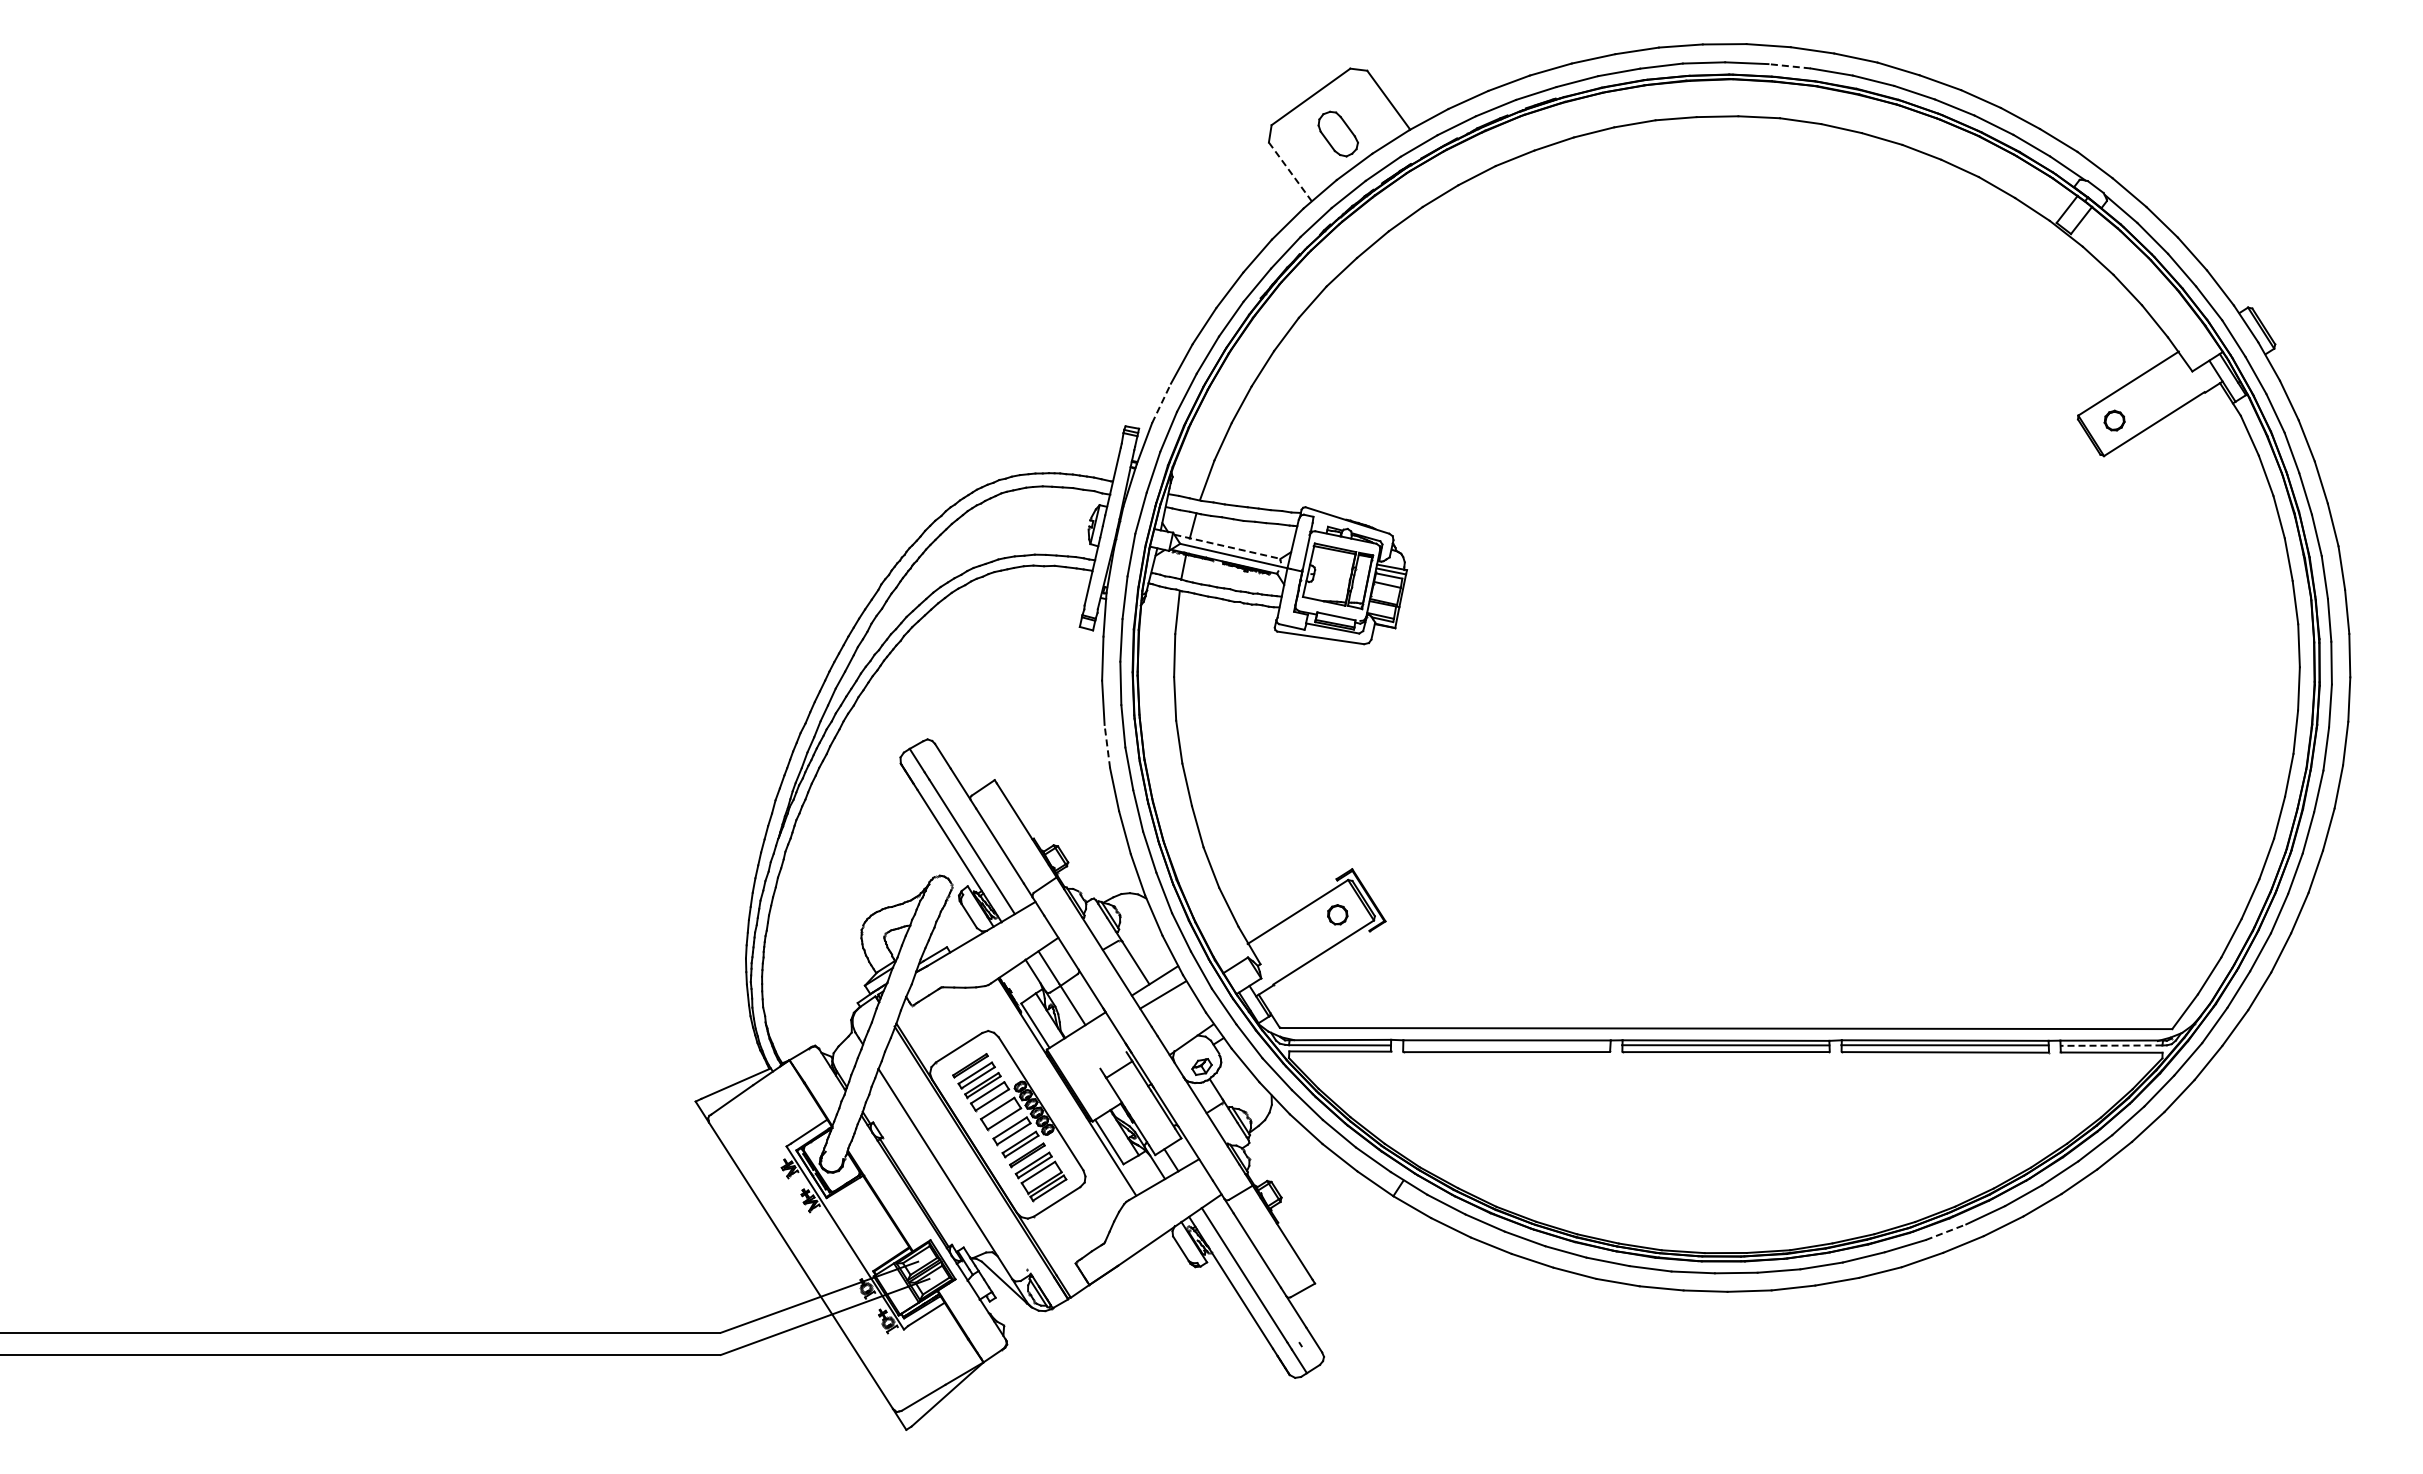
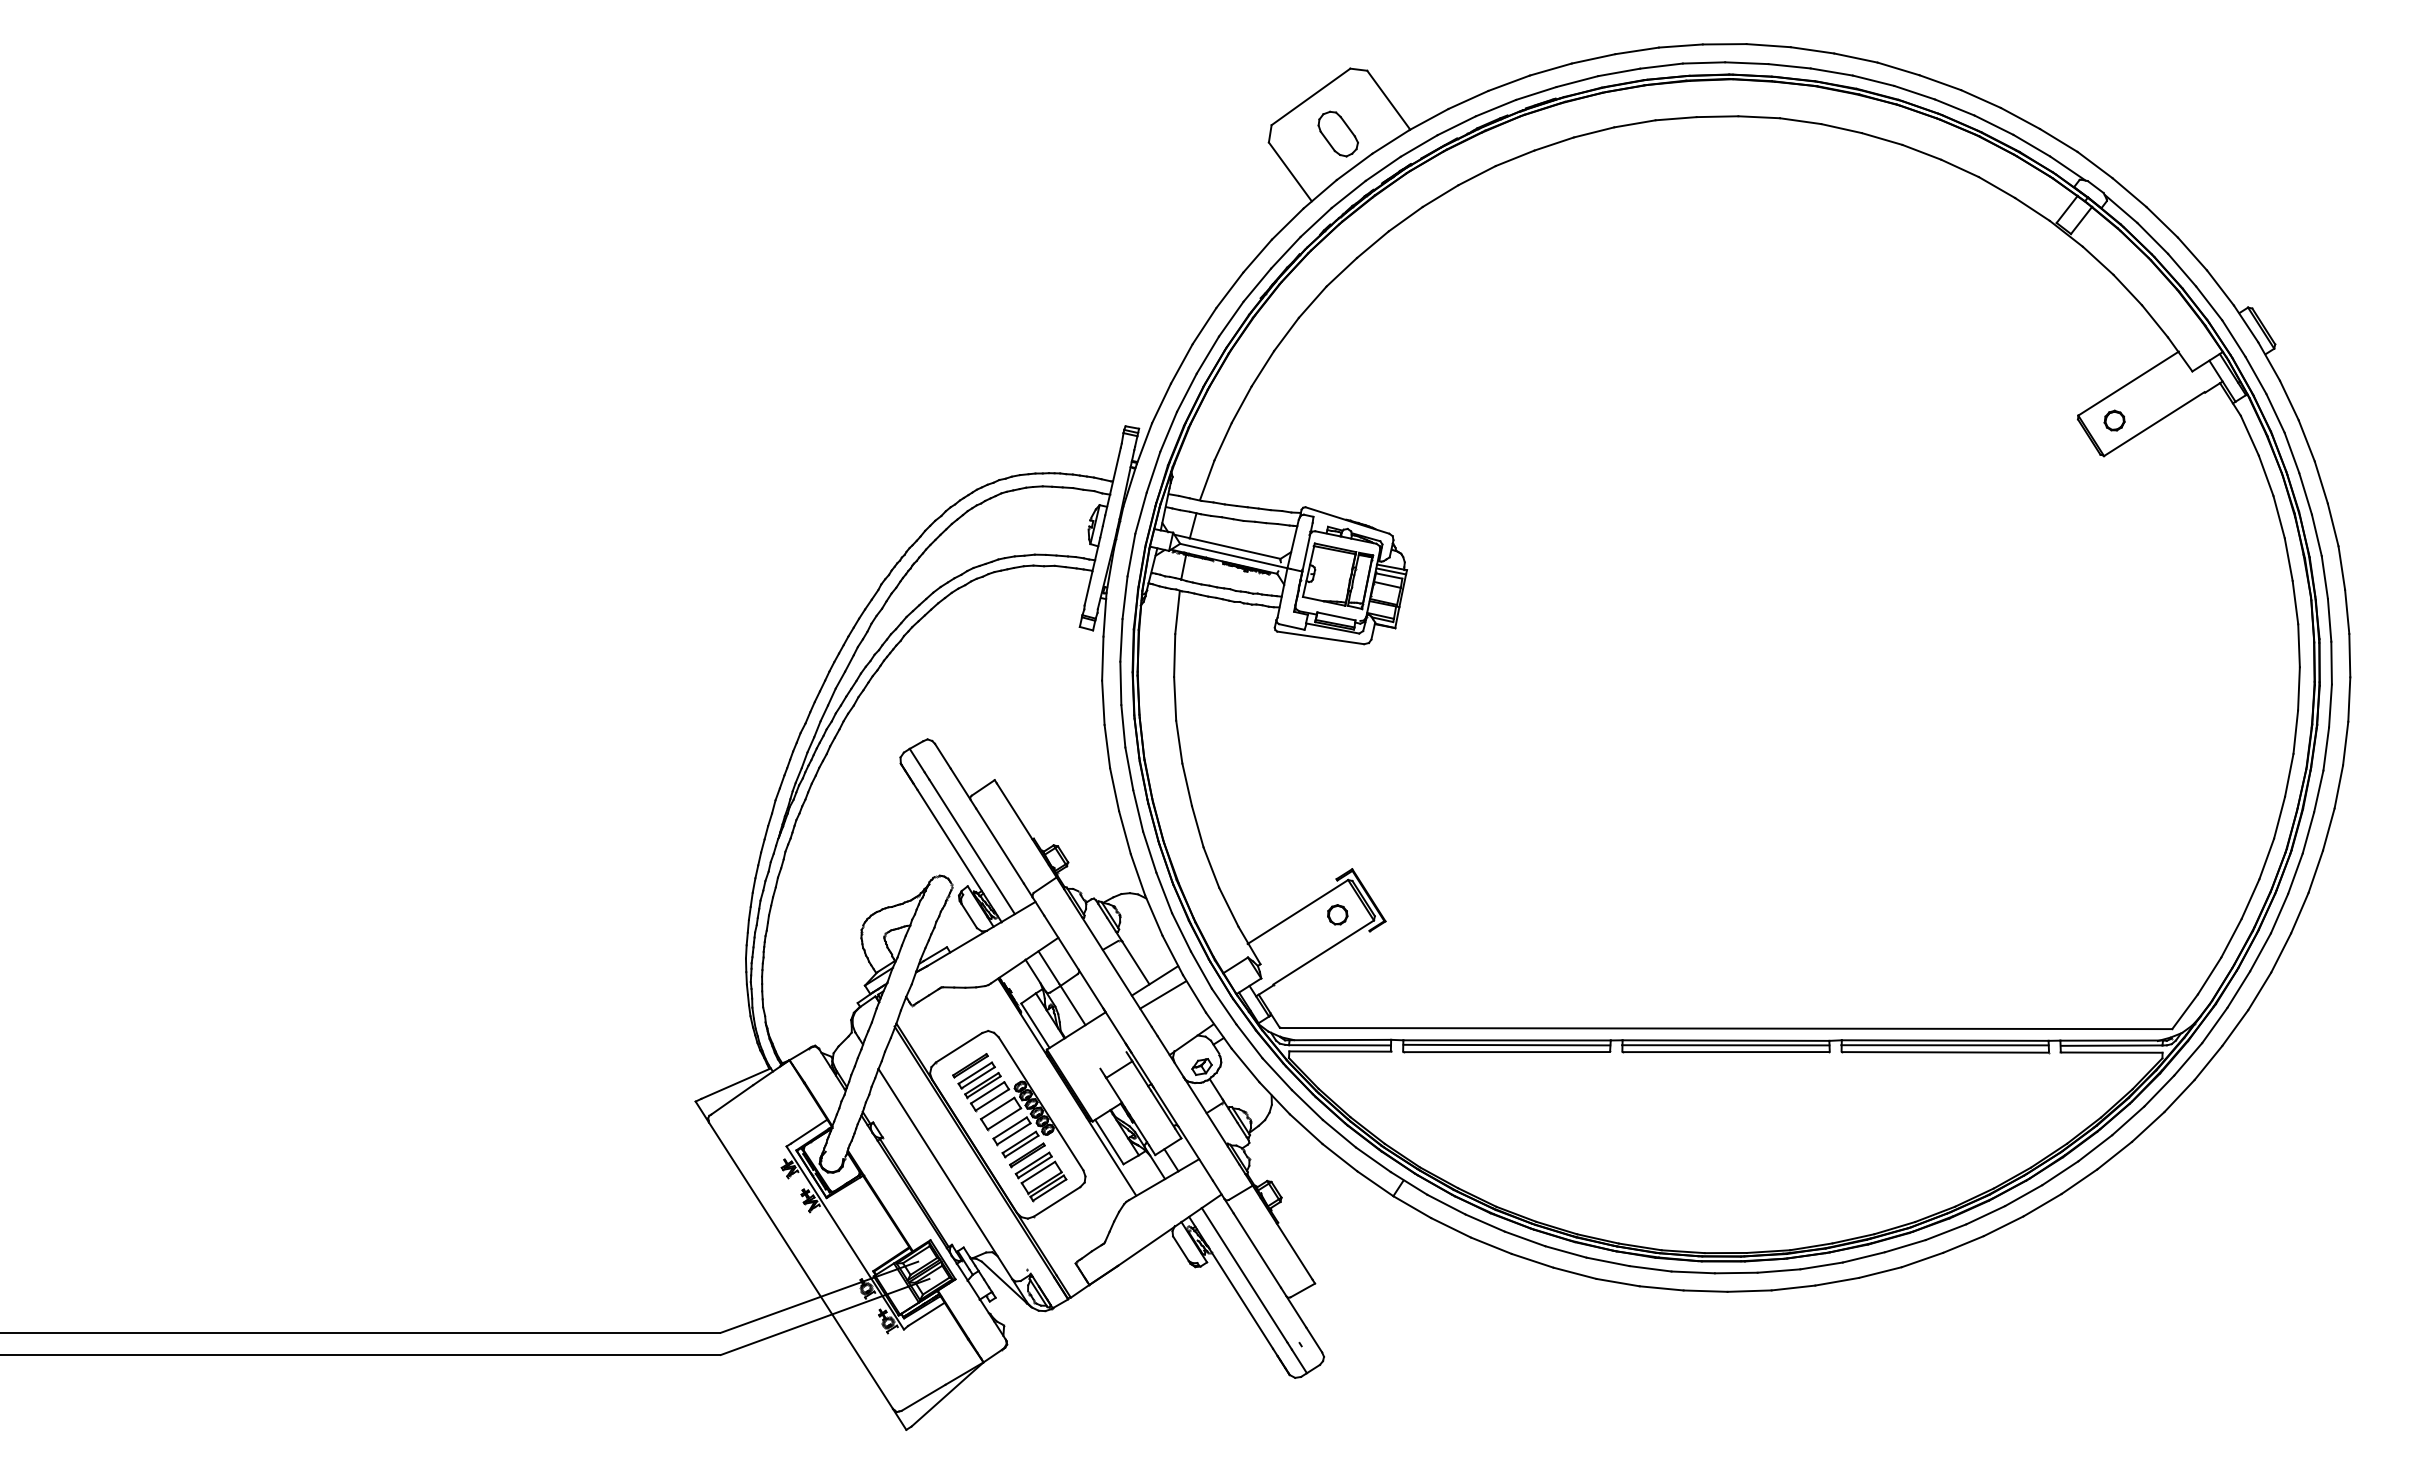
line: dashed -> solid (1789, 66)
line: dashed -> solid (1290, 172)
line: dashed -> solid (1161, 403)
line: dashed -> solid (1227, 546)
line: dashed -> solid (1107, 746)
line: none -> present (1506, 1044)
line: dashed -> solid (2111, 1045)
line: dashed -> solid (1946, 1232)
